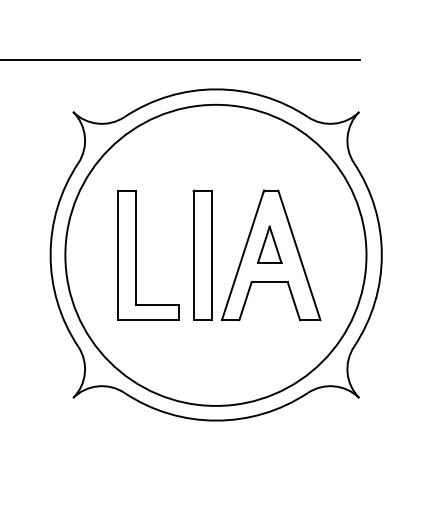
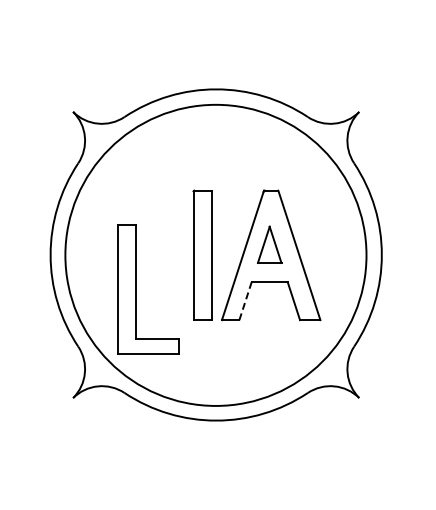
line: present -> none (181, 60)
part position: (136, 255) -> (136, 289) (136, 289)
line: solid -> dashed (245, 301)
